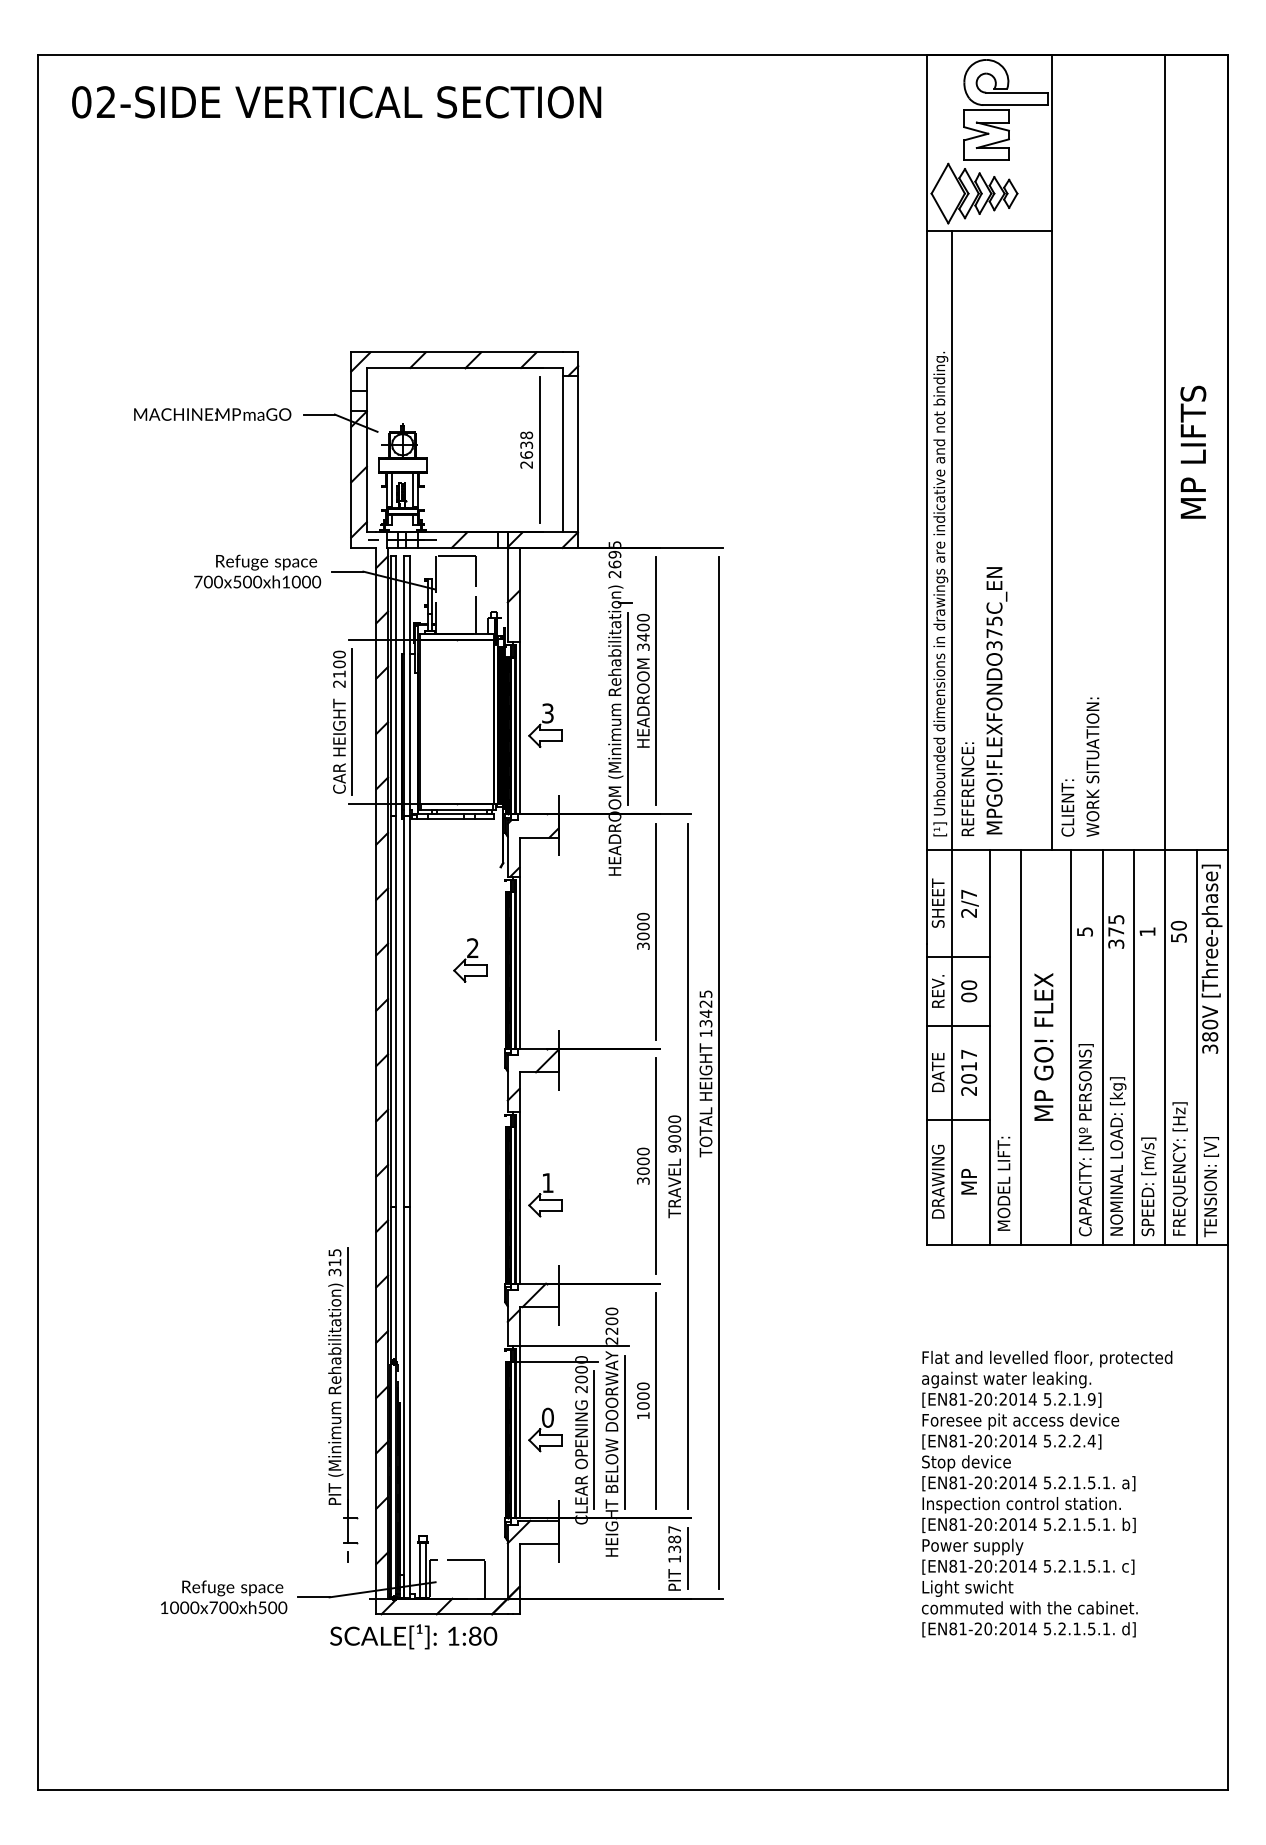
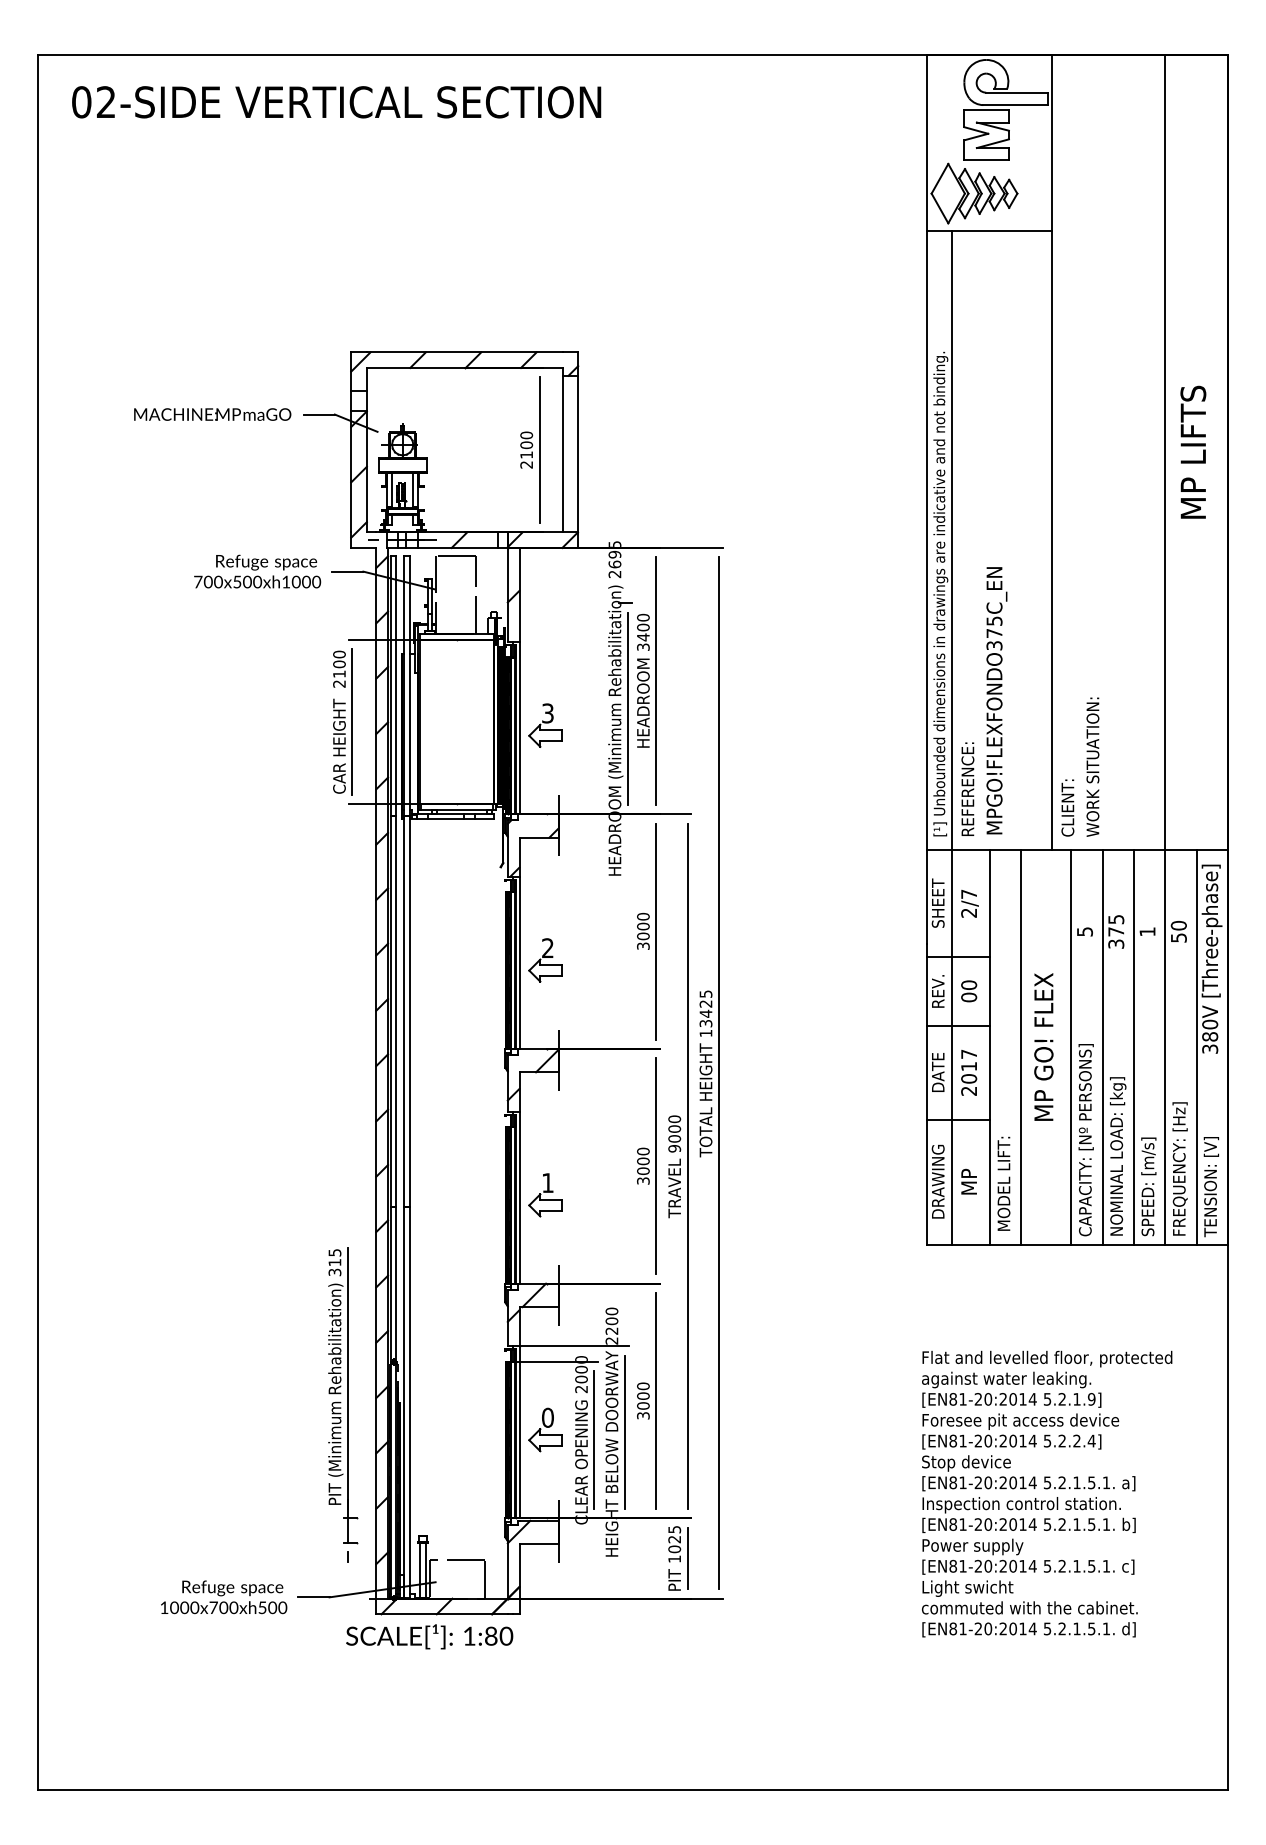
text: 2638 -> 2100 (526, 444)
part position: (470, 960) -> (545, 960) (545, 960)
text: 1000 -> 3000 (643, 1415)
text: 1387 -> 1025 (674, 1539)
text position: (413, 1636) -> (429, 1636) (429, 1636)
